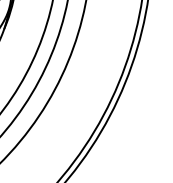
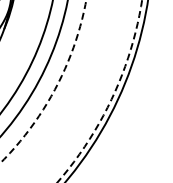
arc: solid -> dashed (56, 87)
arc: solid -> dashed (111, 98)
